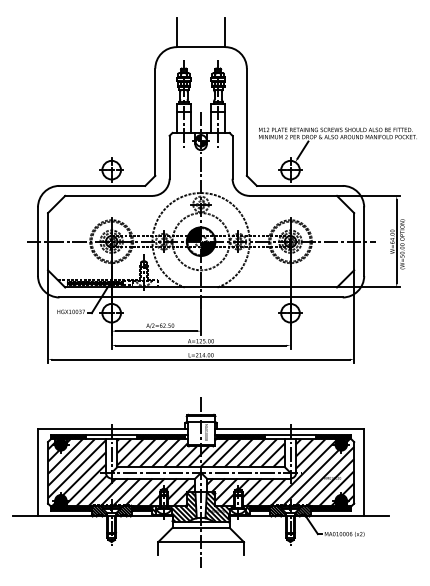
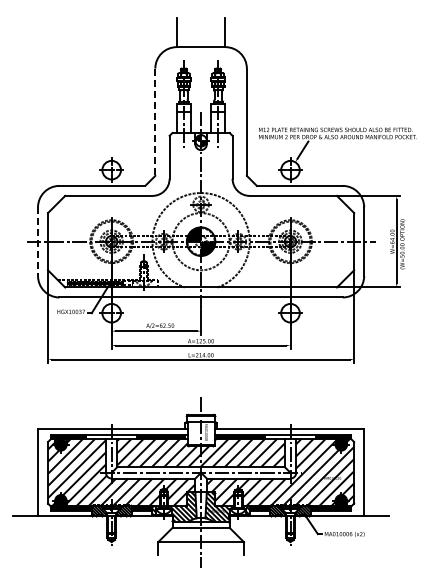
line: solid -> dashed (155, 122)
line: solid -> dashed (38, 242)
